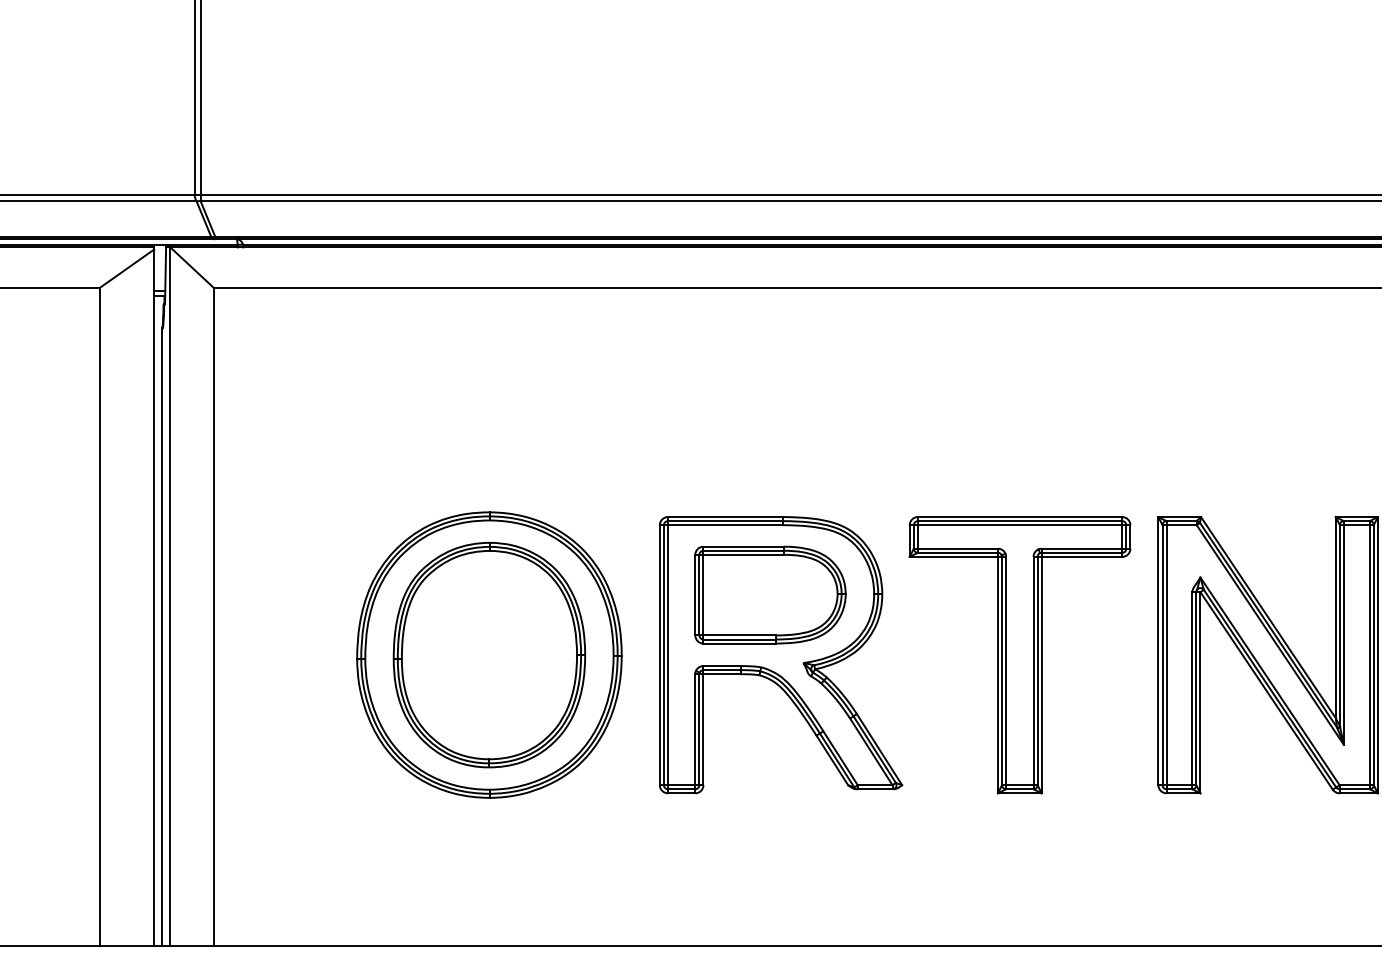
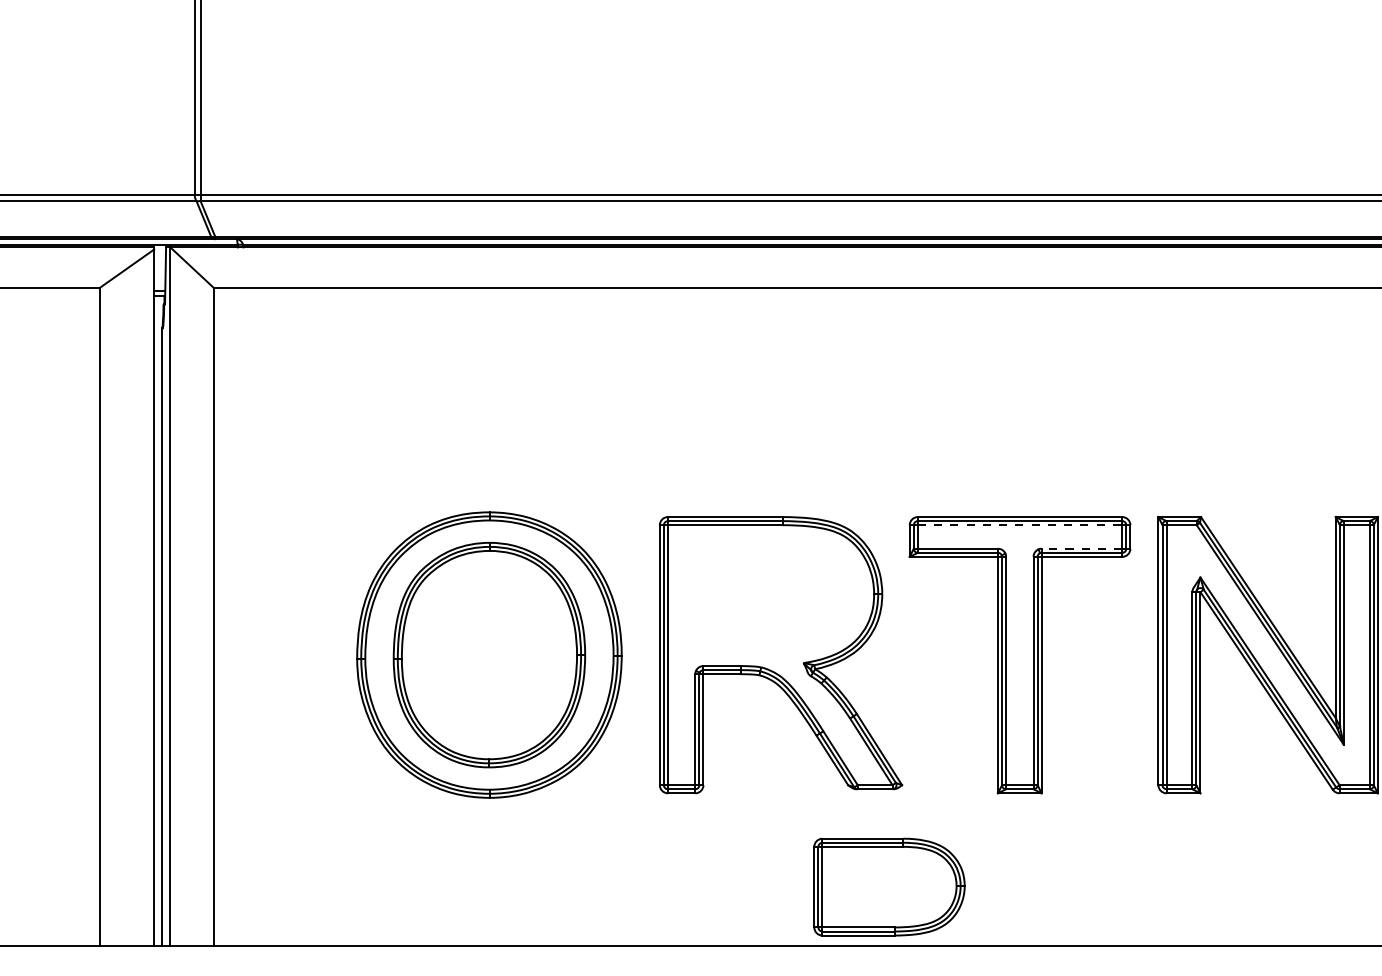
line: solid -> dashed (1020, 525)
line: solid -> dashed (1081, 548)
part position: (770, 594) -> (889, 886) (889, 886)
